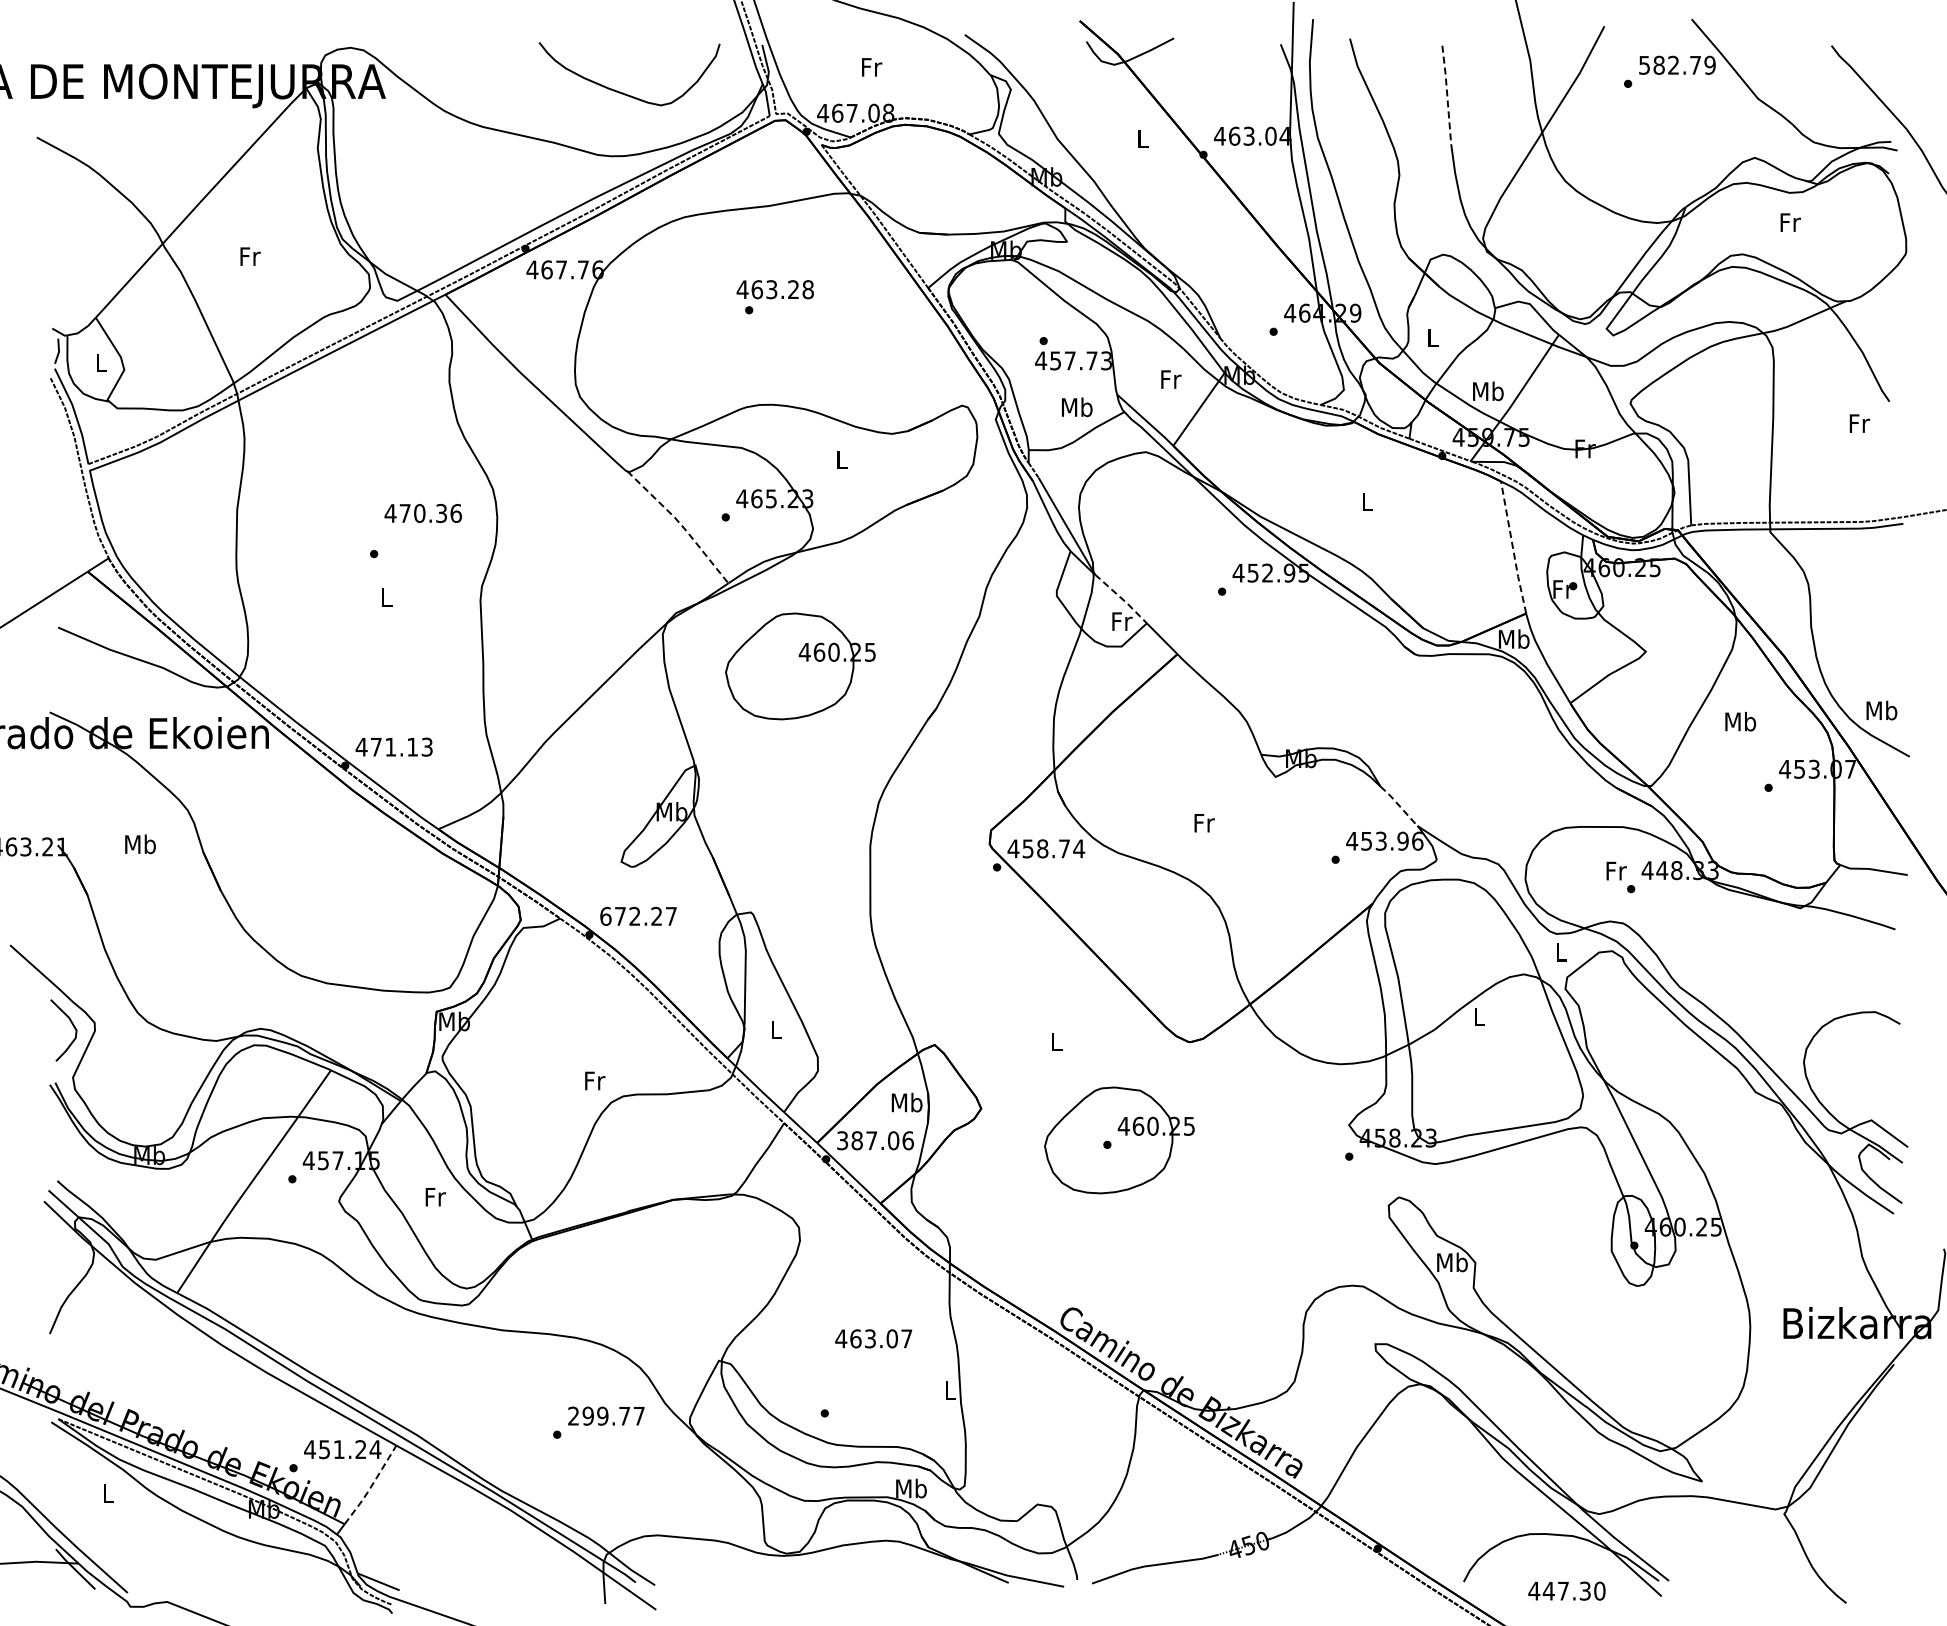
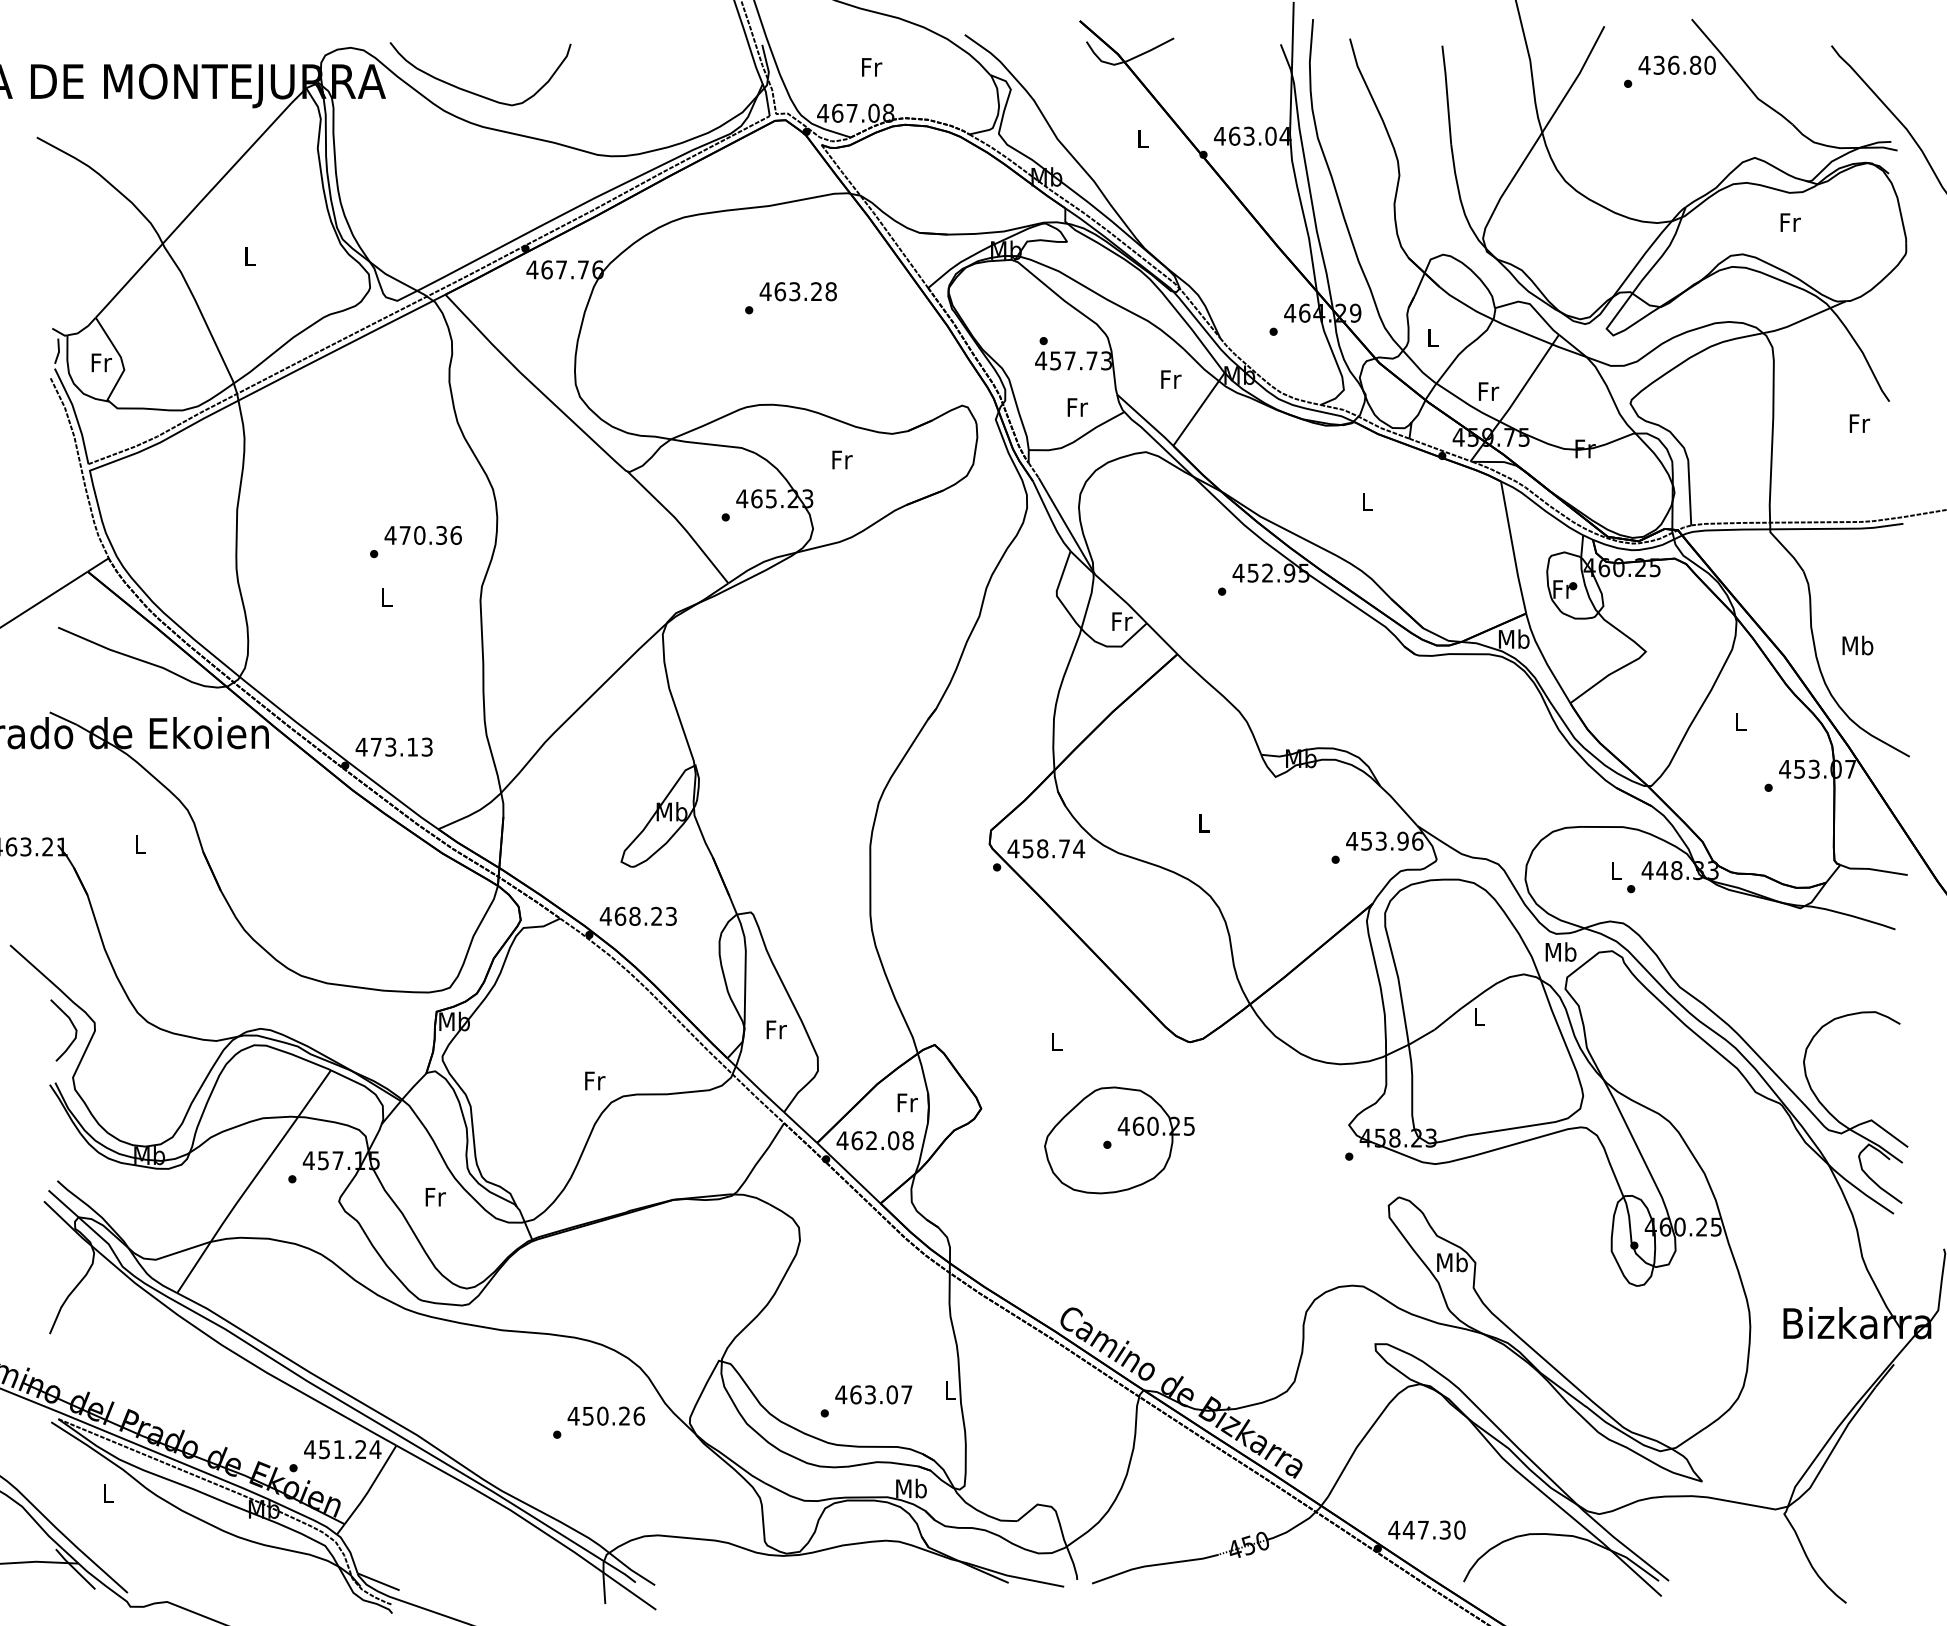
text: 582.79 -> 436.80 (1676, 64)
curve position: (623, 92) -> (474, 92) (474, 92)
line: dashed -> solid (1447, 94)
text: Fr -> L (250, 256)
text position: (774, 289) -> (797, 291) (797, 291)
text: L -> Fr (101, 362)
text: Mb -> Fr (1488, 391)
text: Mb -> Fr (1076, 407)
text: L -> Fr (842, 459)
text position: (422, 513) -> (422, 535) (422, 535)
line: dashed -> solid (681, 525)
line: dashed -> solid (1513, 548)
line: dashed -> solid (1122, 599)
part: present -> none (800, 666)
text position: (1881, 710) -> (1857, 645) (1857, 645)
text: Mb -> L (1740, 721)
text: 471.13 -> 473.13 (390, 746)
line: dashed -> solid (1399, 805)
text: Fr -> L (1204, 823)
text: Mb -> L (140, 844)
text: Fr -> L (1616, 870)
text: 672.27 -> 468.23 (637, 915)
text: L -> Mb (1560, 951)
text: L -> Fr (776, 1029)
text: Mb -> Fr (906, 1102)
text: 387.06 -> 462.08 (874, 1140)
text position: (873, 1338) -> (873, 1394) (873, 1394)
text: 299.77 -> 450.26 (606, 1415)
line: dashed -> solid (370, 1487)
text position: (1566, 1590) -> (1426, 1529) (1426, 1529)
